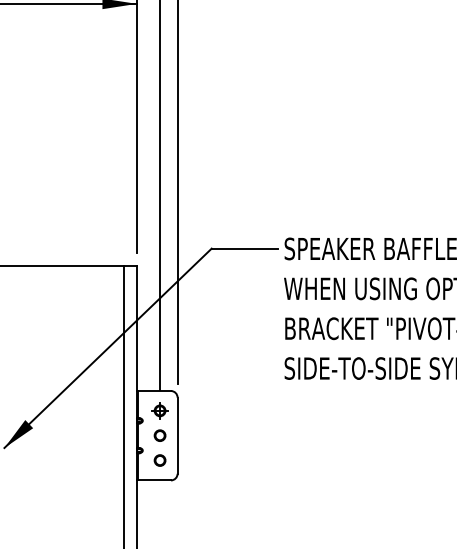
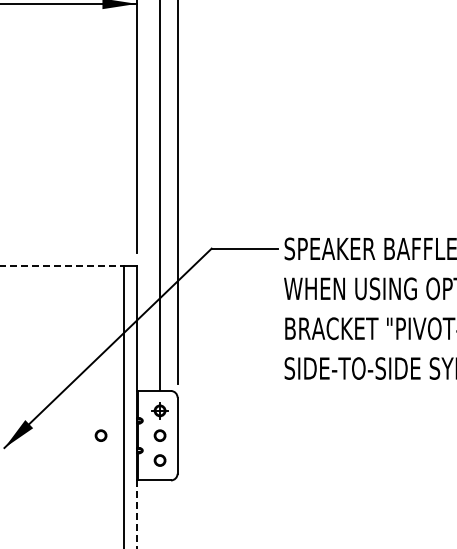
line: solid -> dashed (62, 266)
part: none -> present (100, 435)
line: solid -> dashed (136, 514)
